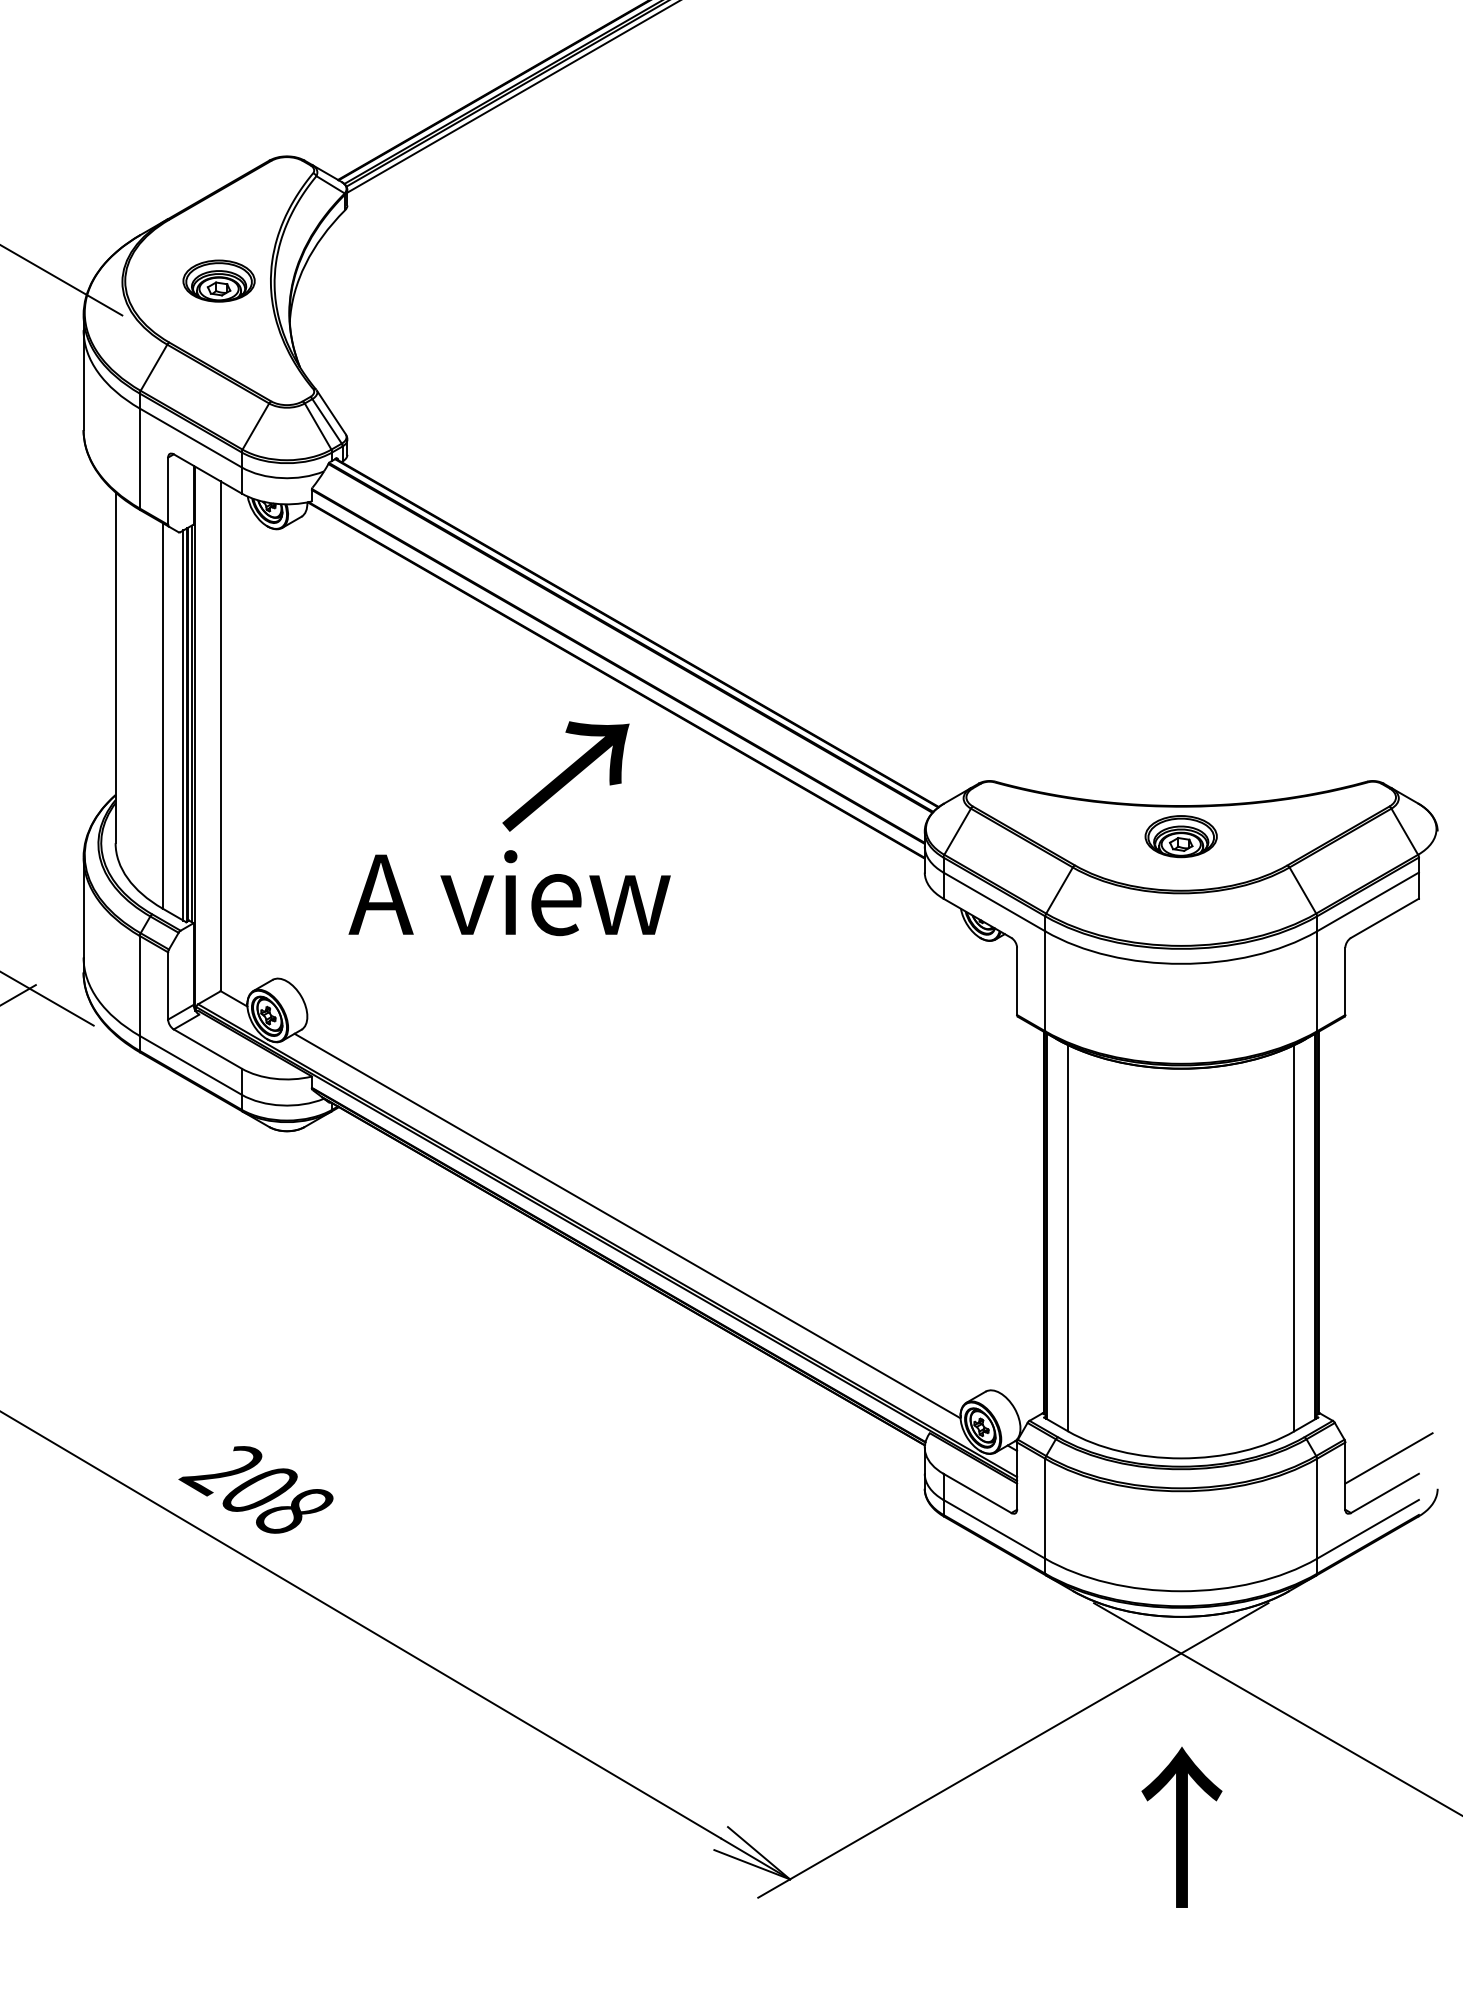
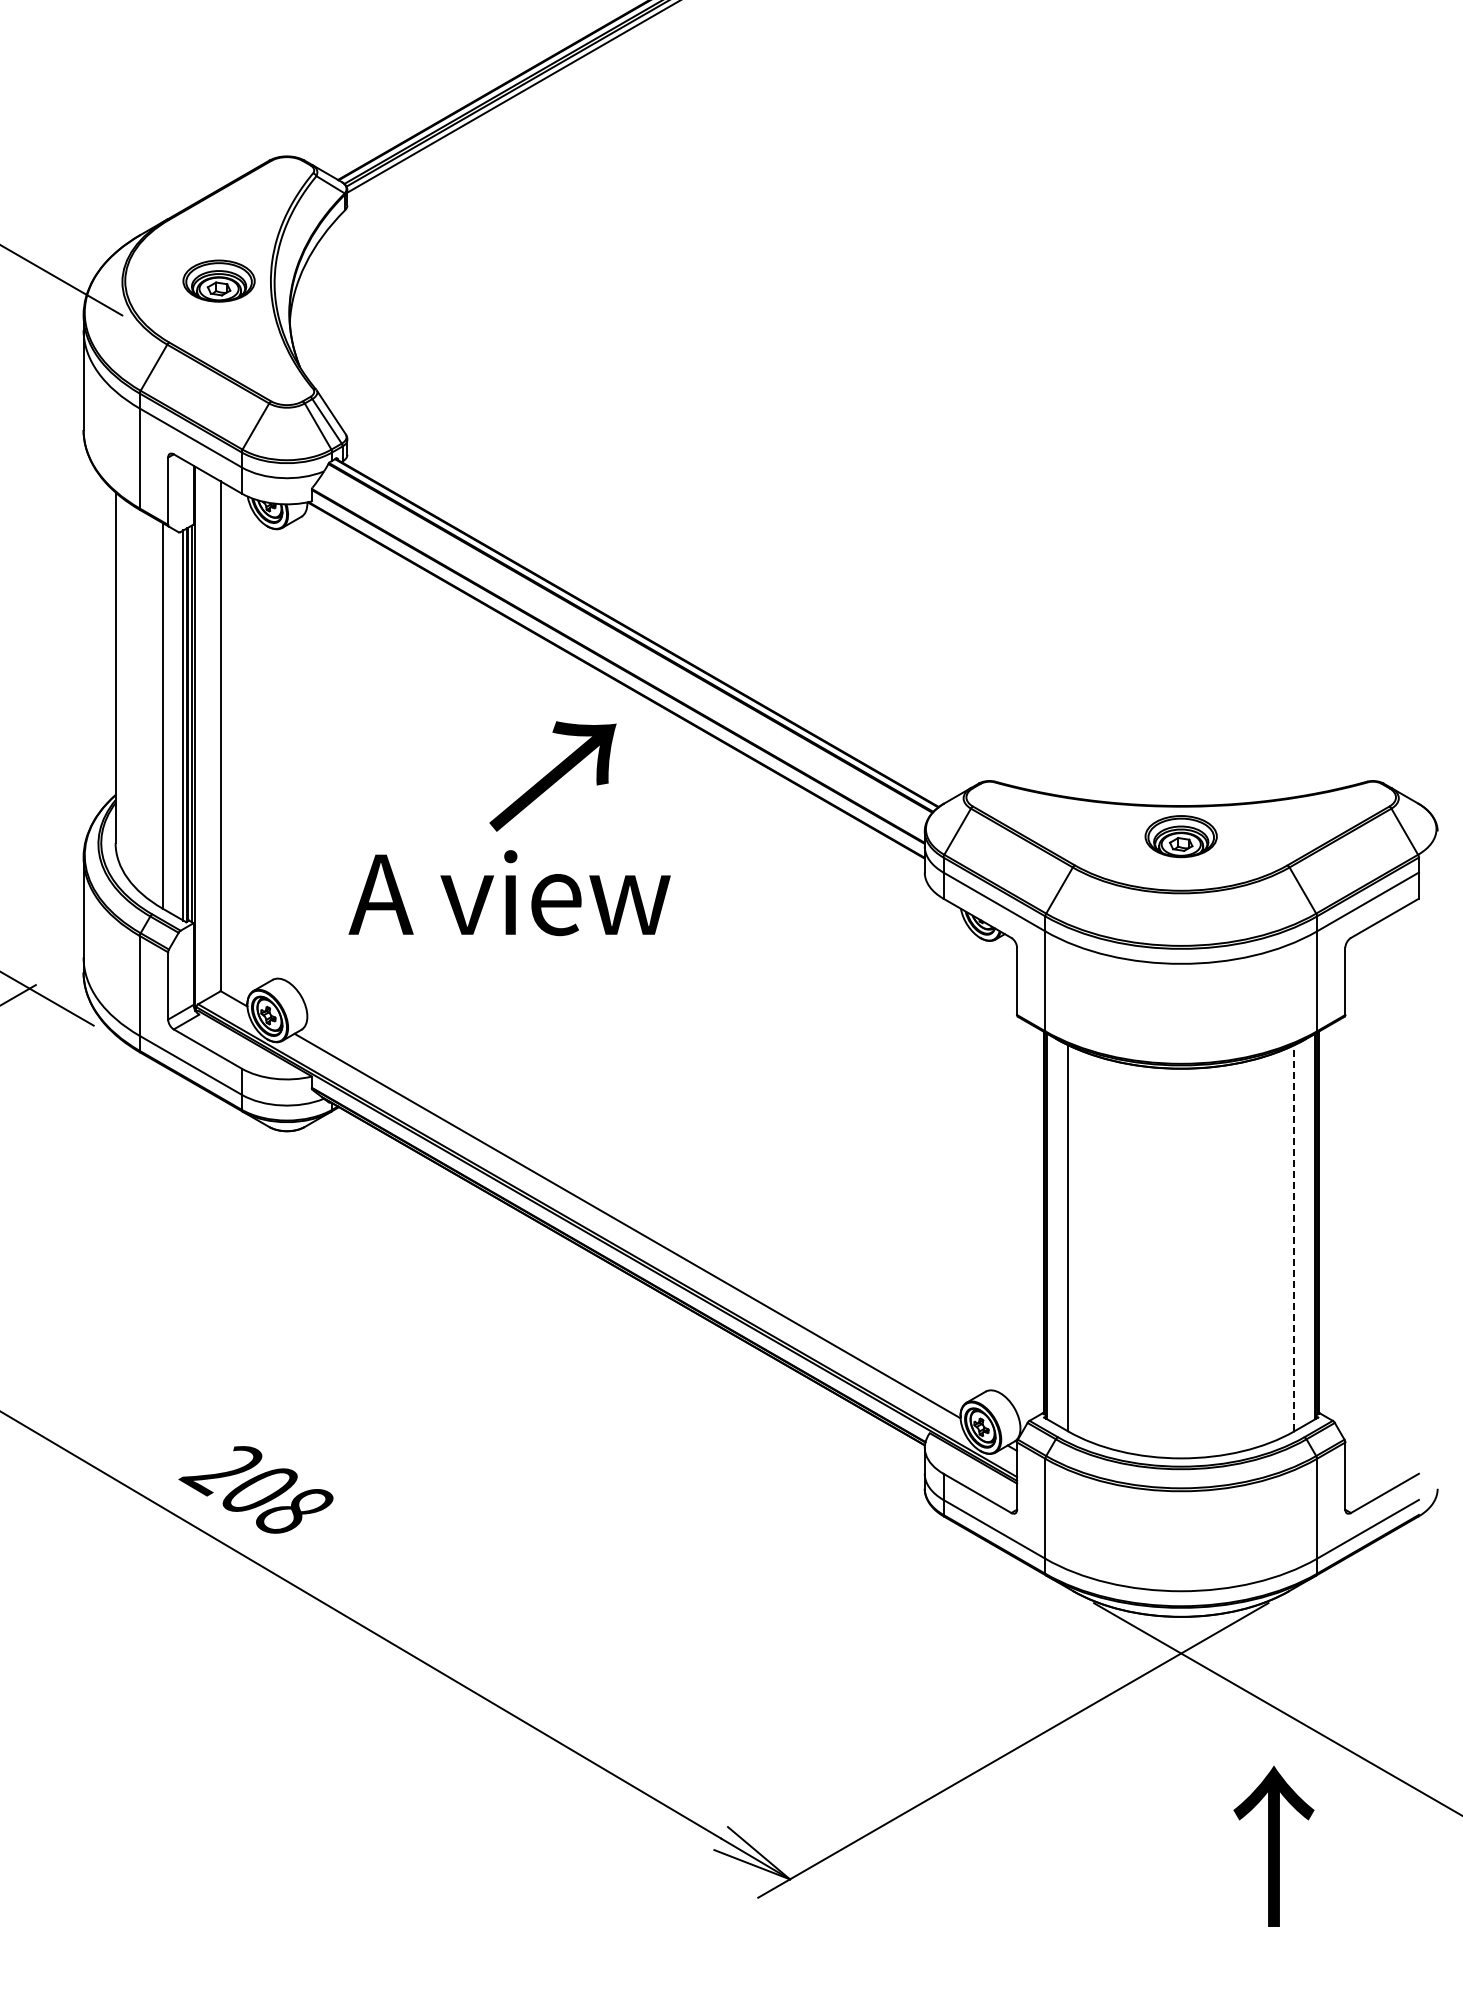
text position: (565, 776) -> (552, 776) (552, 776)
line: solid -> dashed (1294, 1237)
line: present -> none (1388, 1458)
text position: (1181, 1826) -> (1273, 1845) (1273, 1845)
